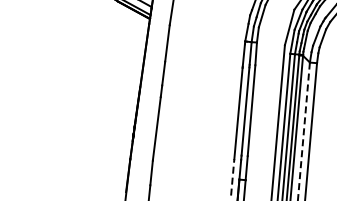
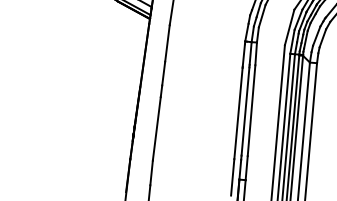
line: dashed -> solid (303, 131)
line: dashed -> solid (232, 176)
